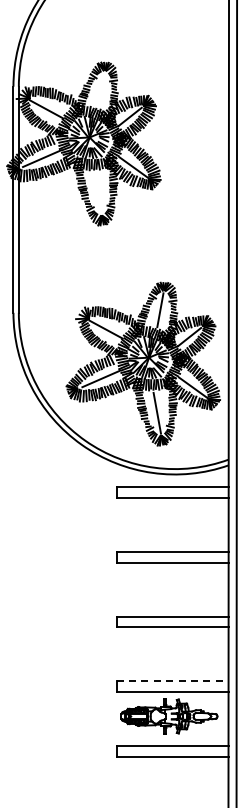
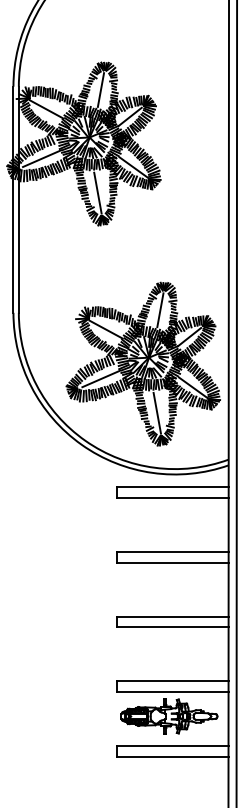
line: none -> present (100, 89)
line: none -> present (97, 192)
line: dashed -> solid (173, 681)
